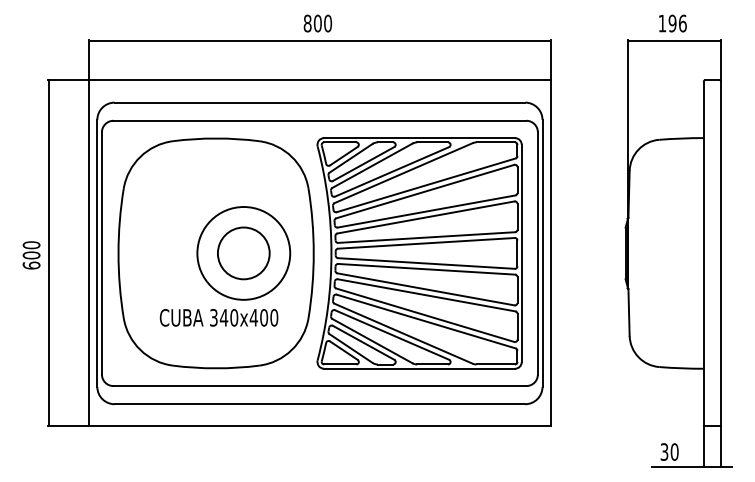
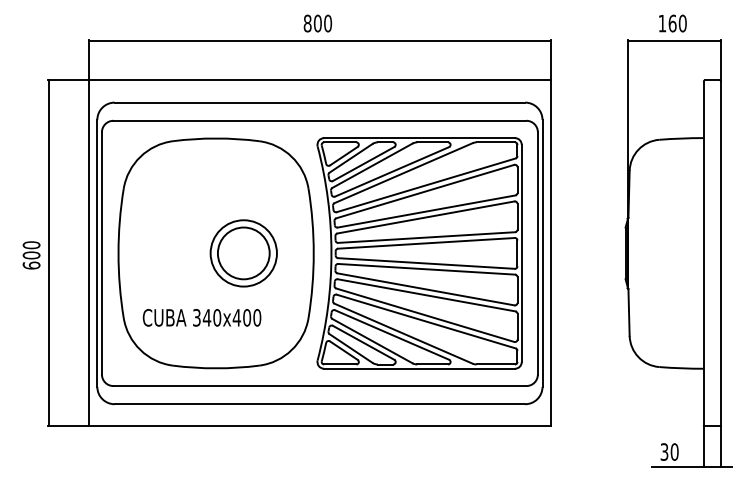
text: 196 -> 160 (677, 23)
circle diameter: 93 px -> 66 px (243, 253)
text position: (218, 317) -> (201, 317) (201, 317)
